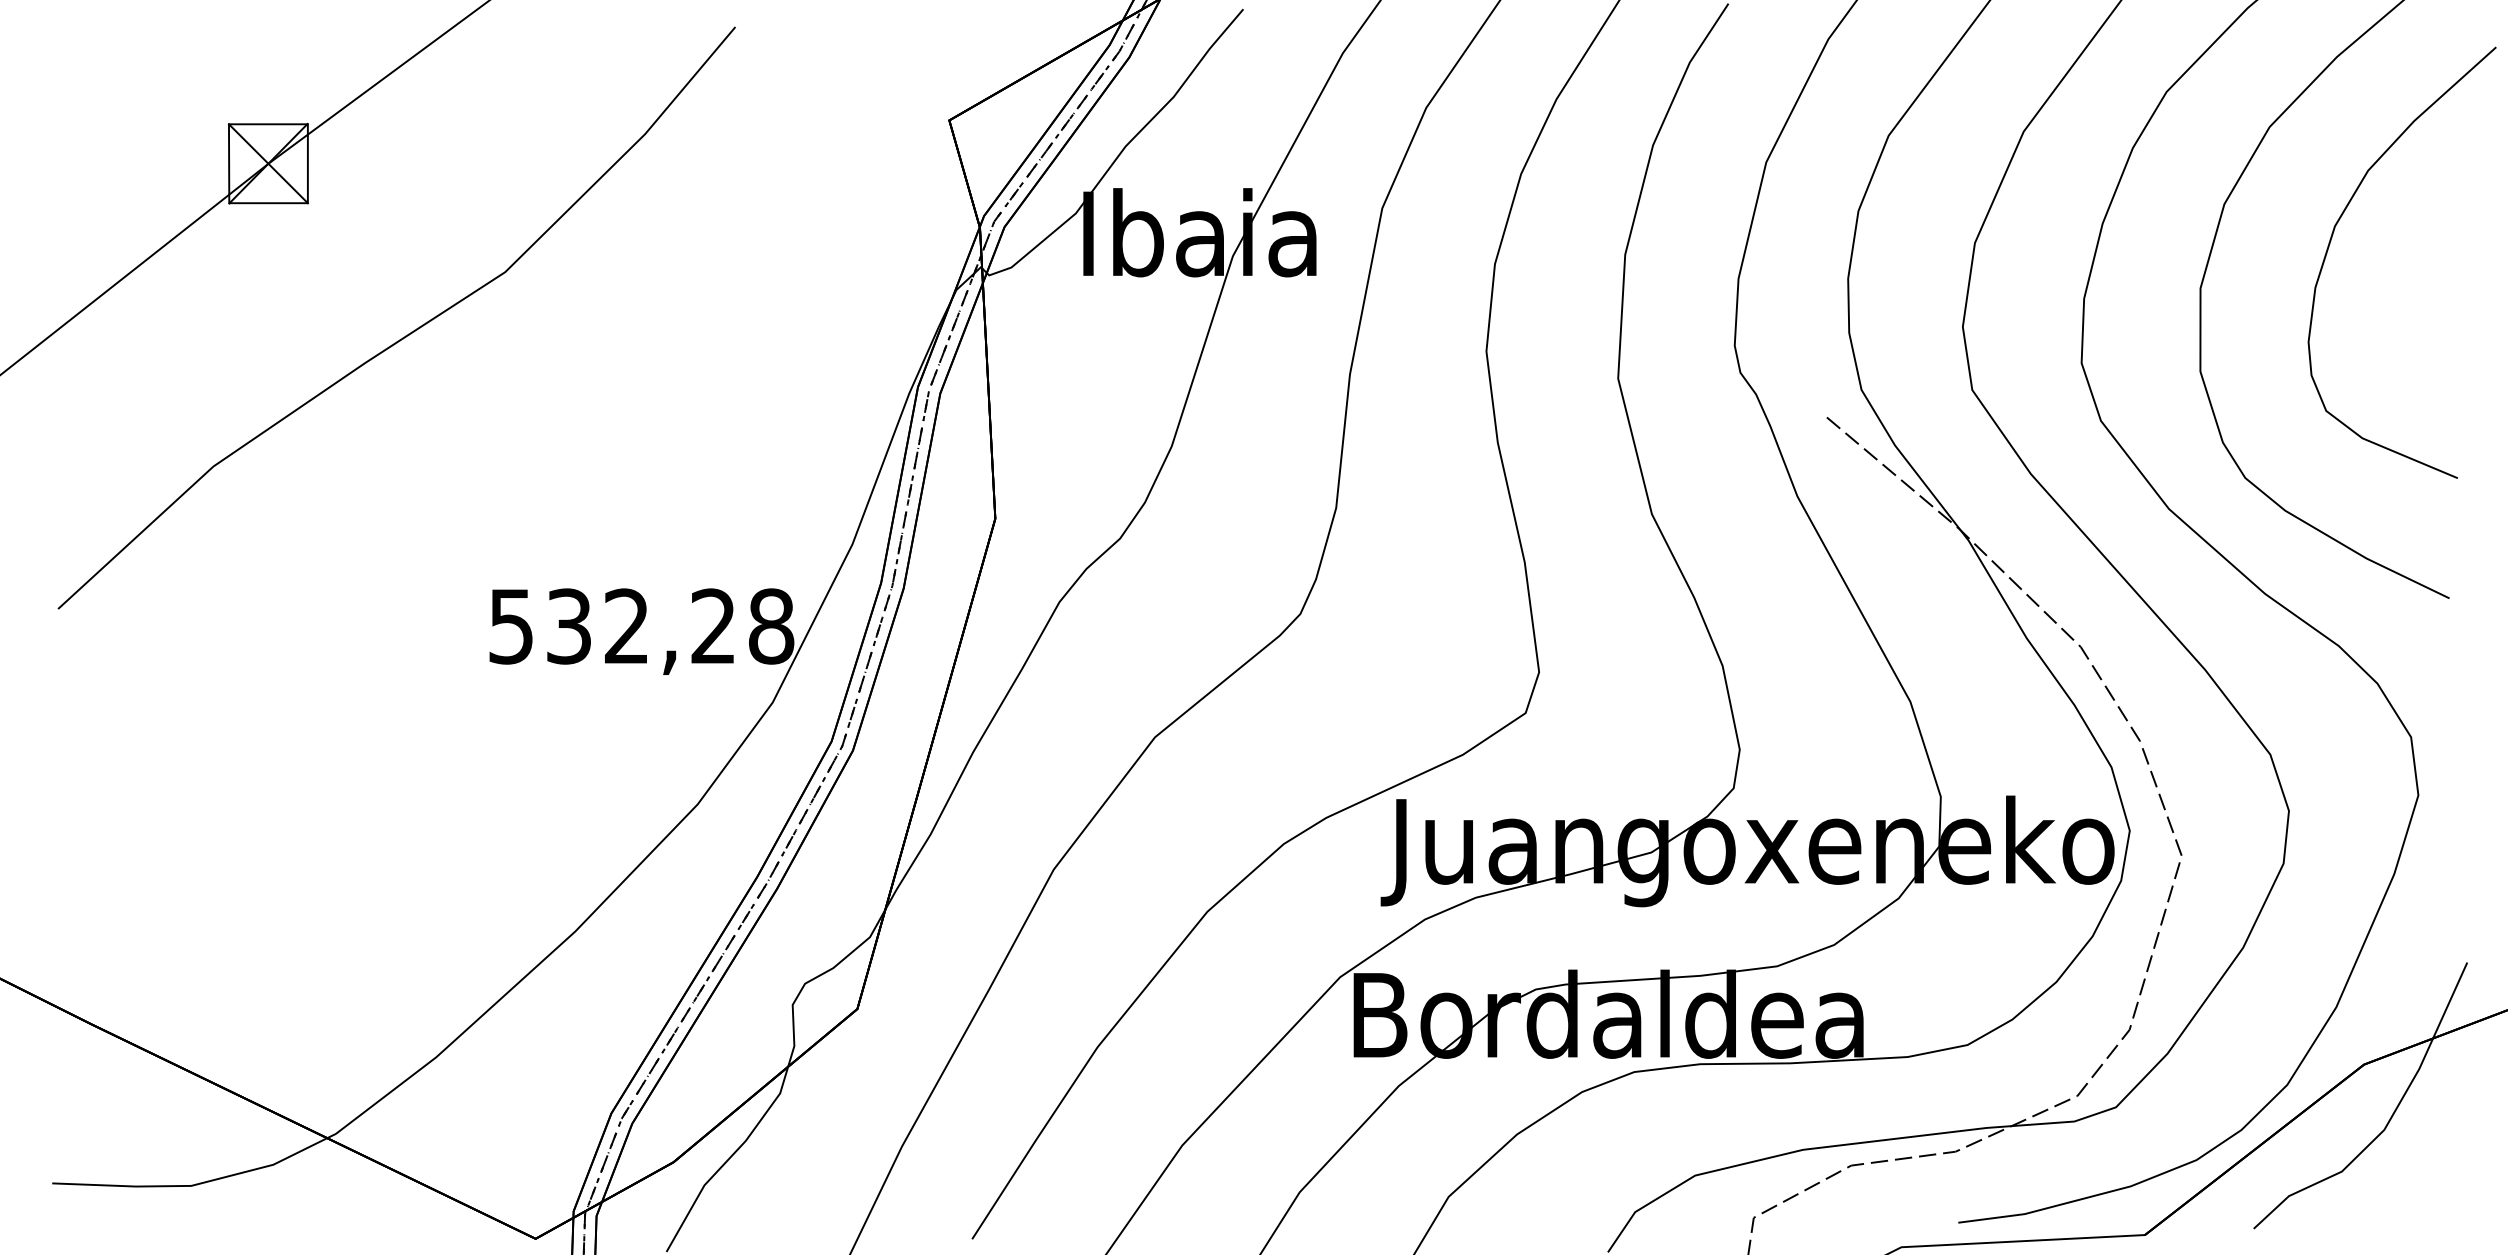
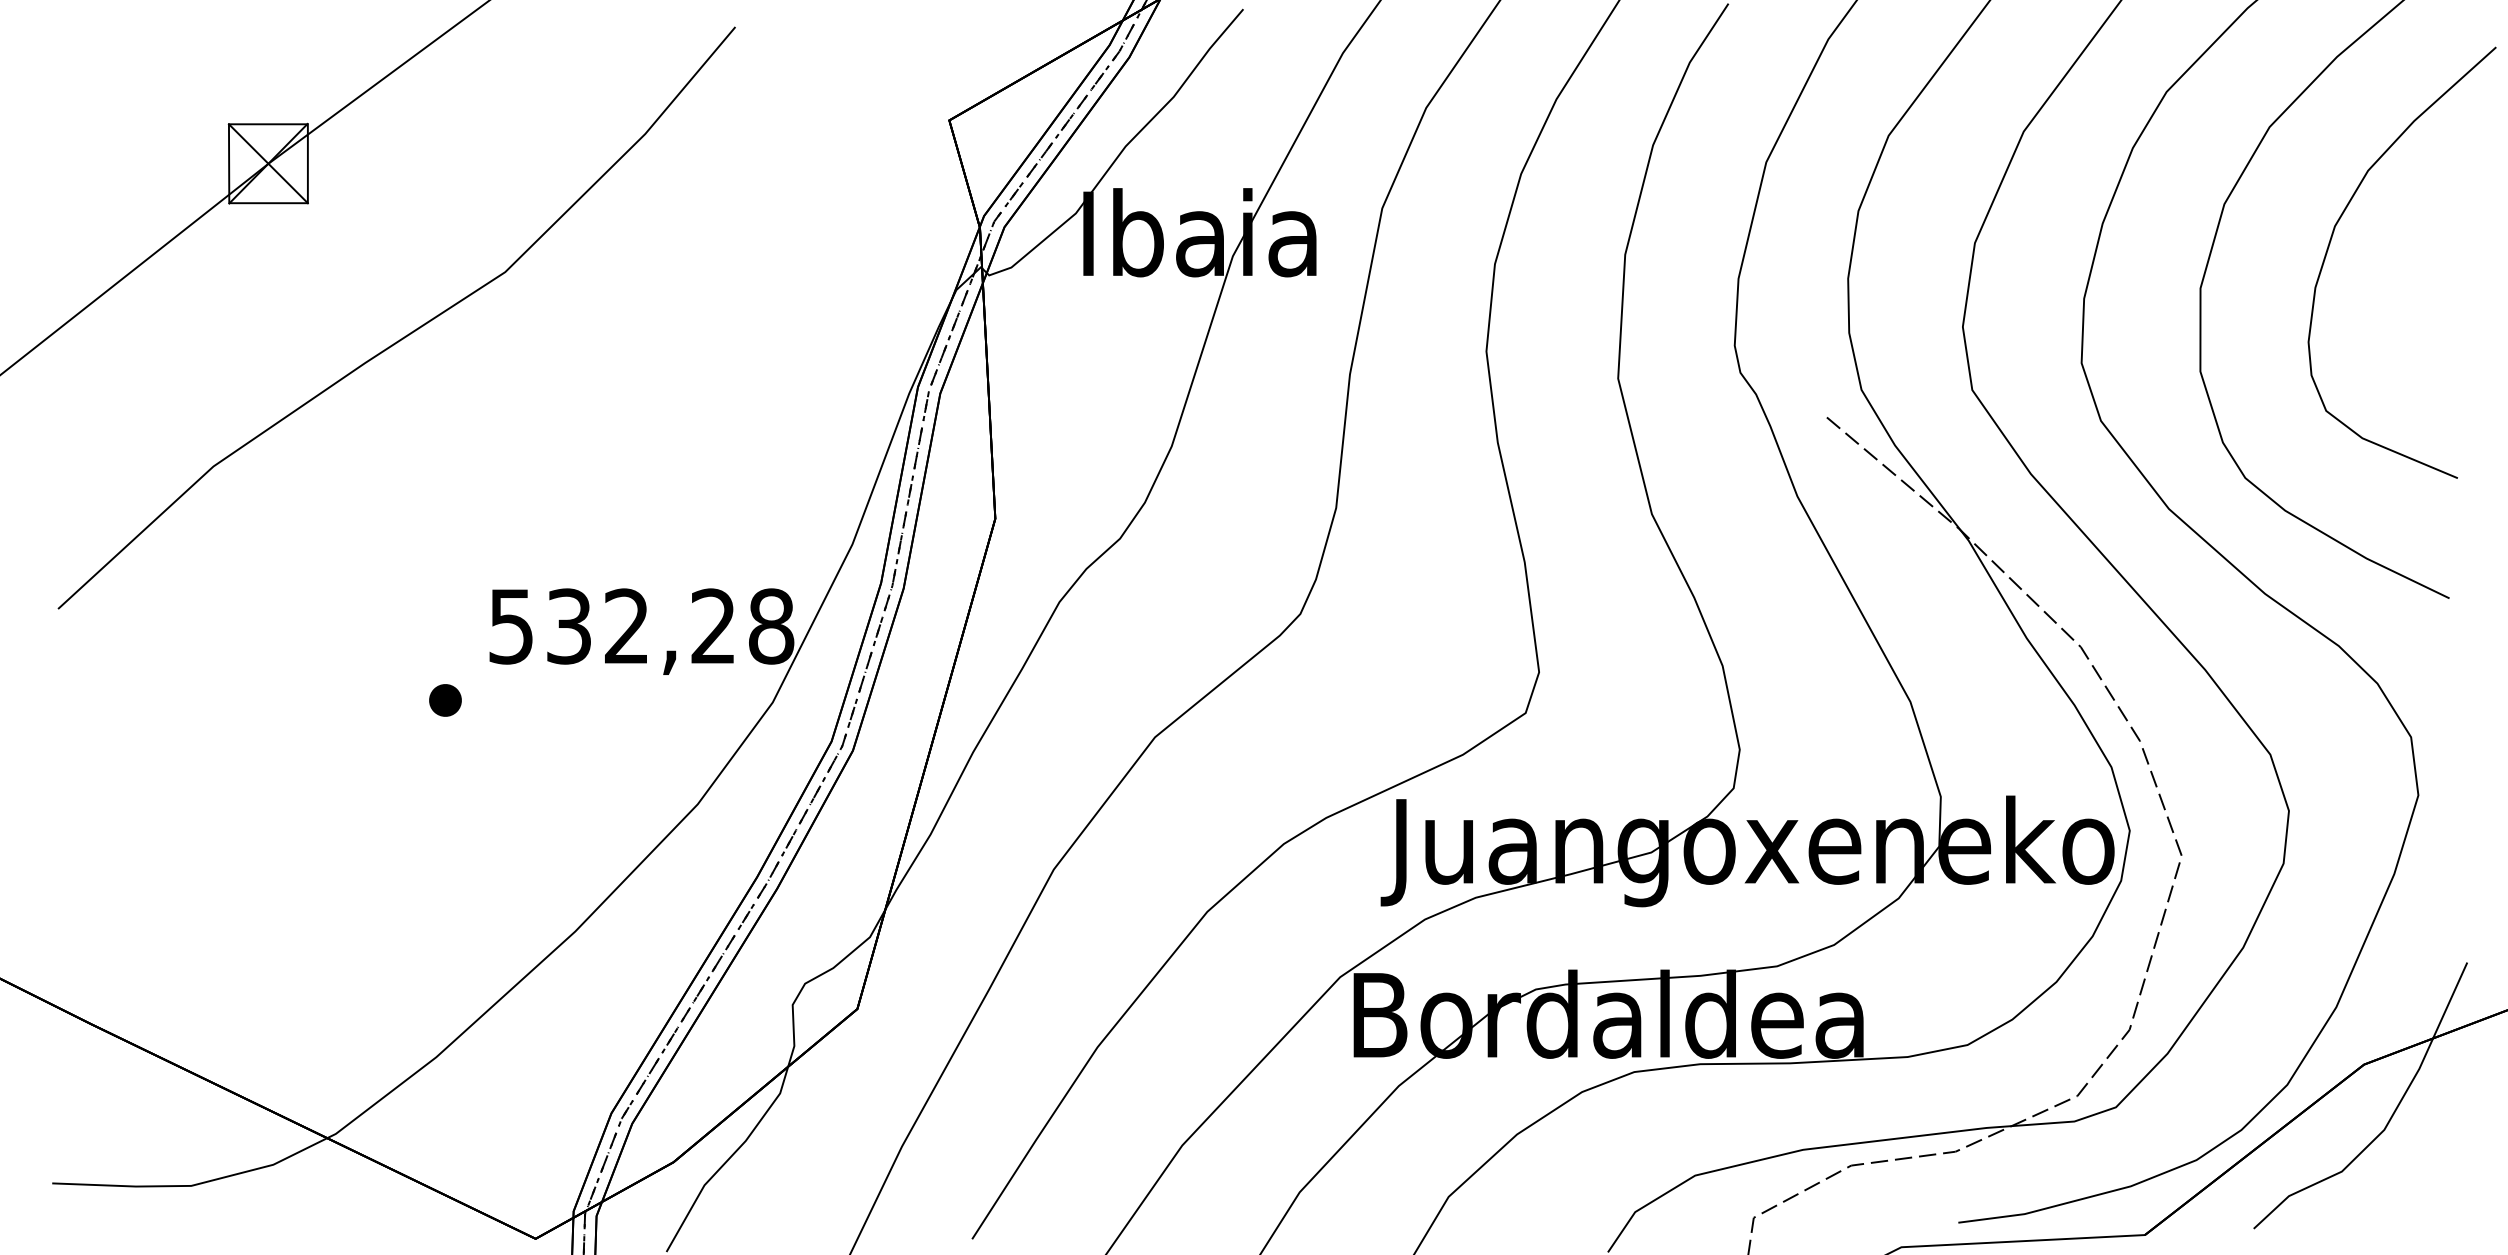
part: none -> present (445, 700)
